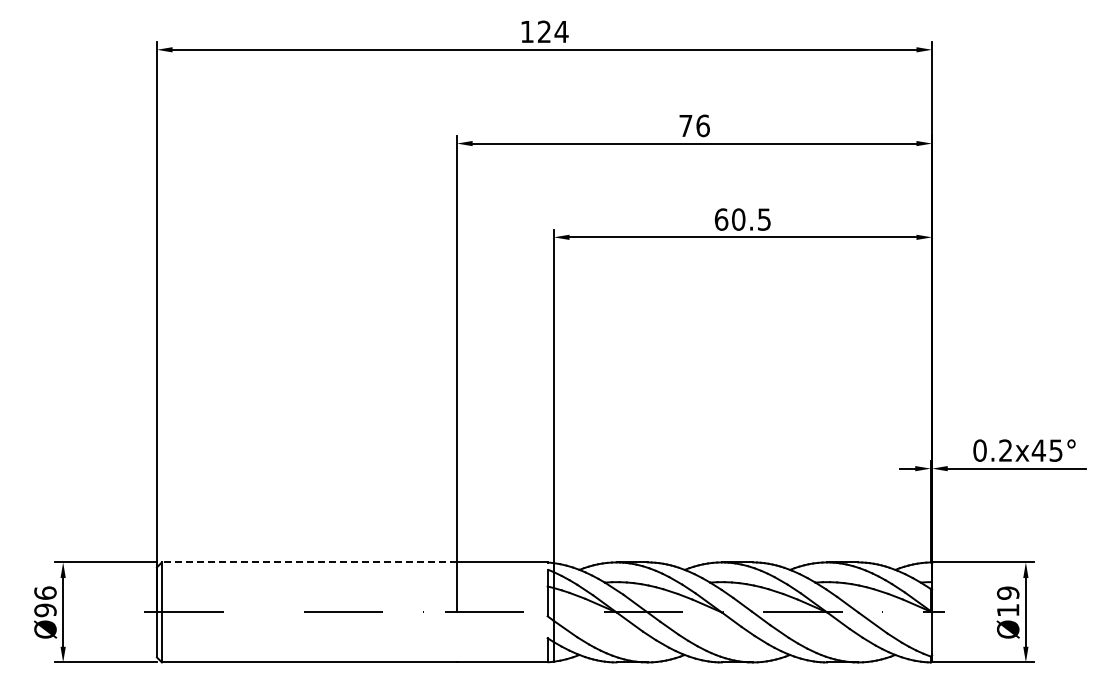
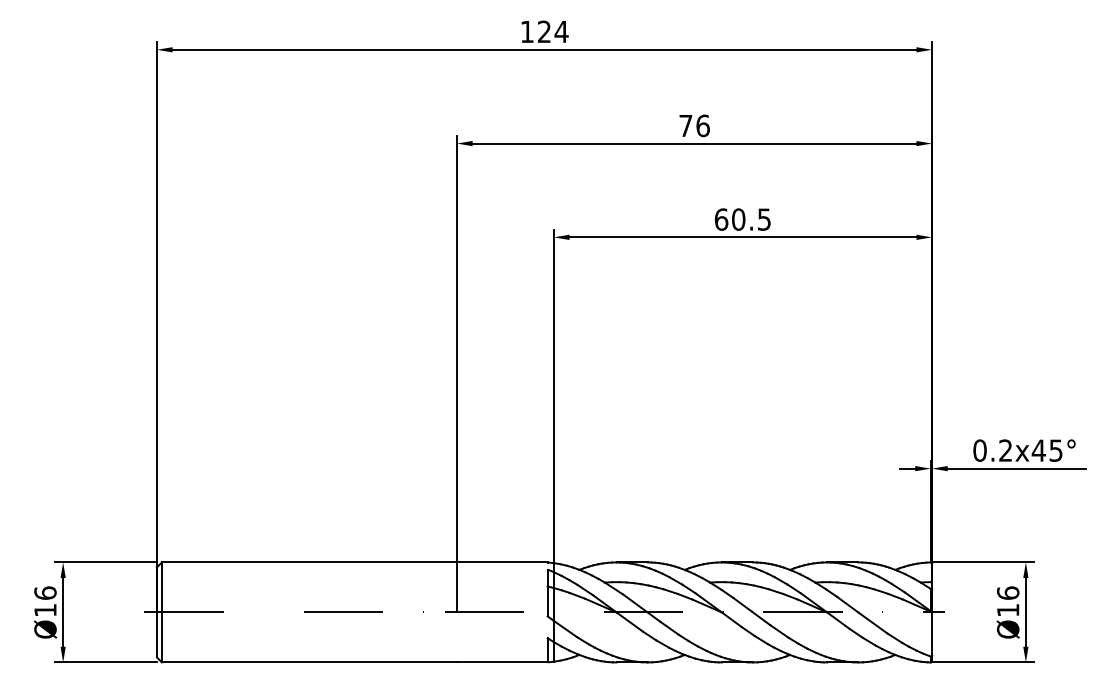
line: dashed -> solid (309, 562)
text: Ø19 -> Ø16 (1008, 592)
text: Ø96 -> Ø16 (45, 610)
